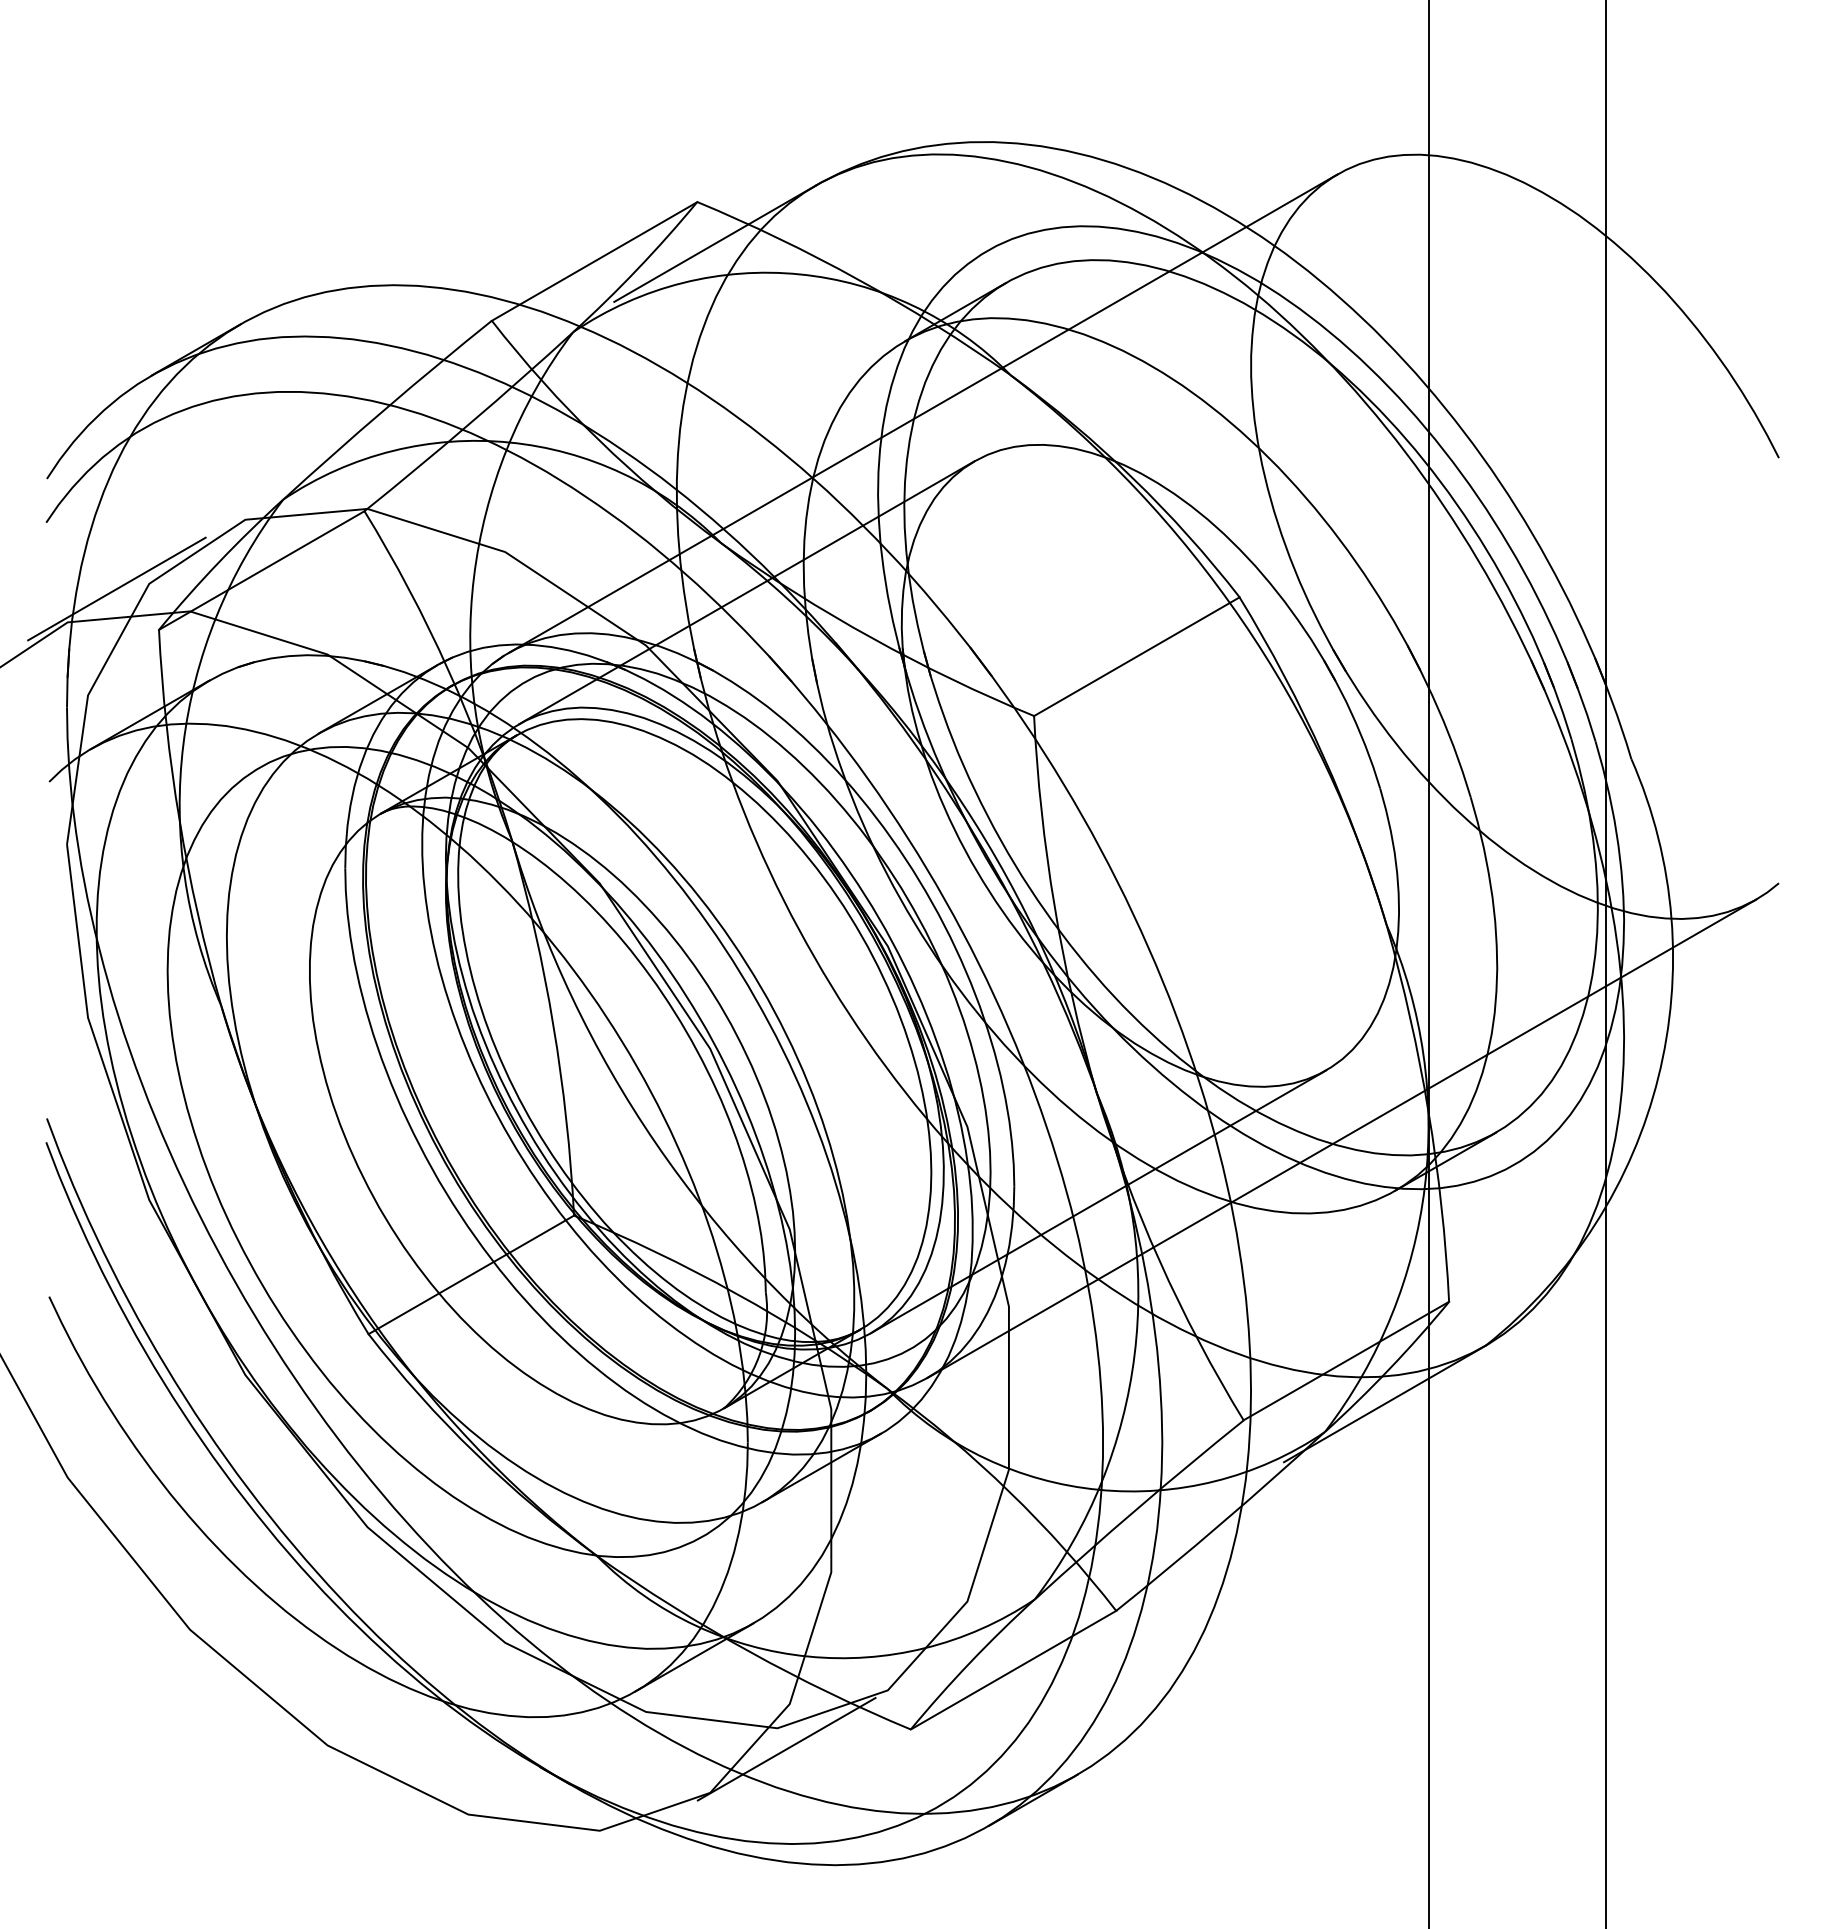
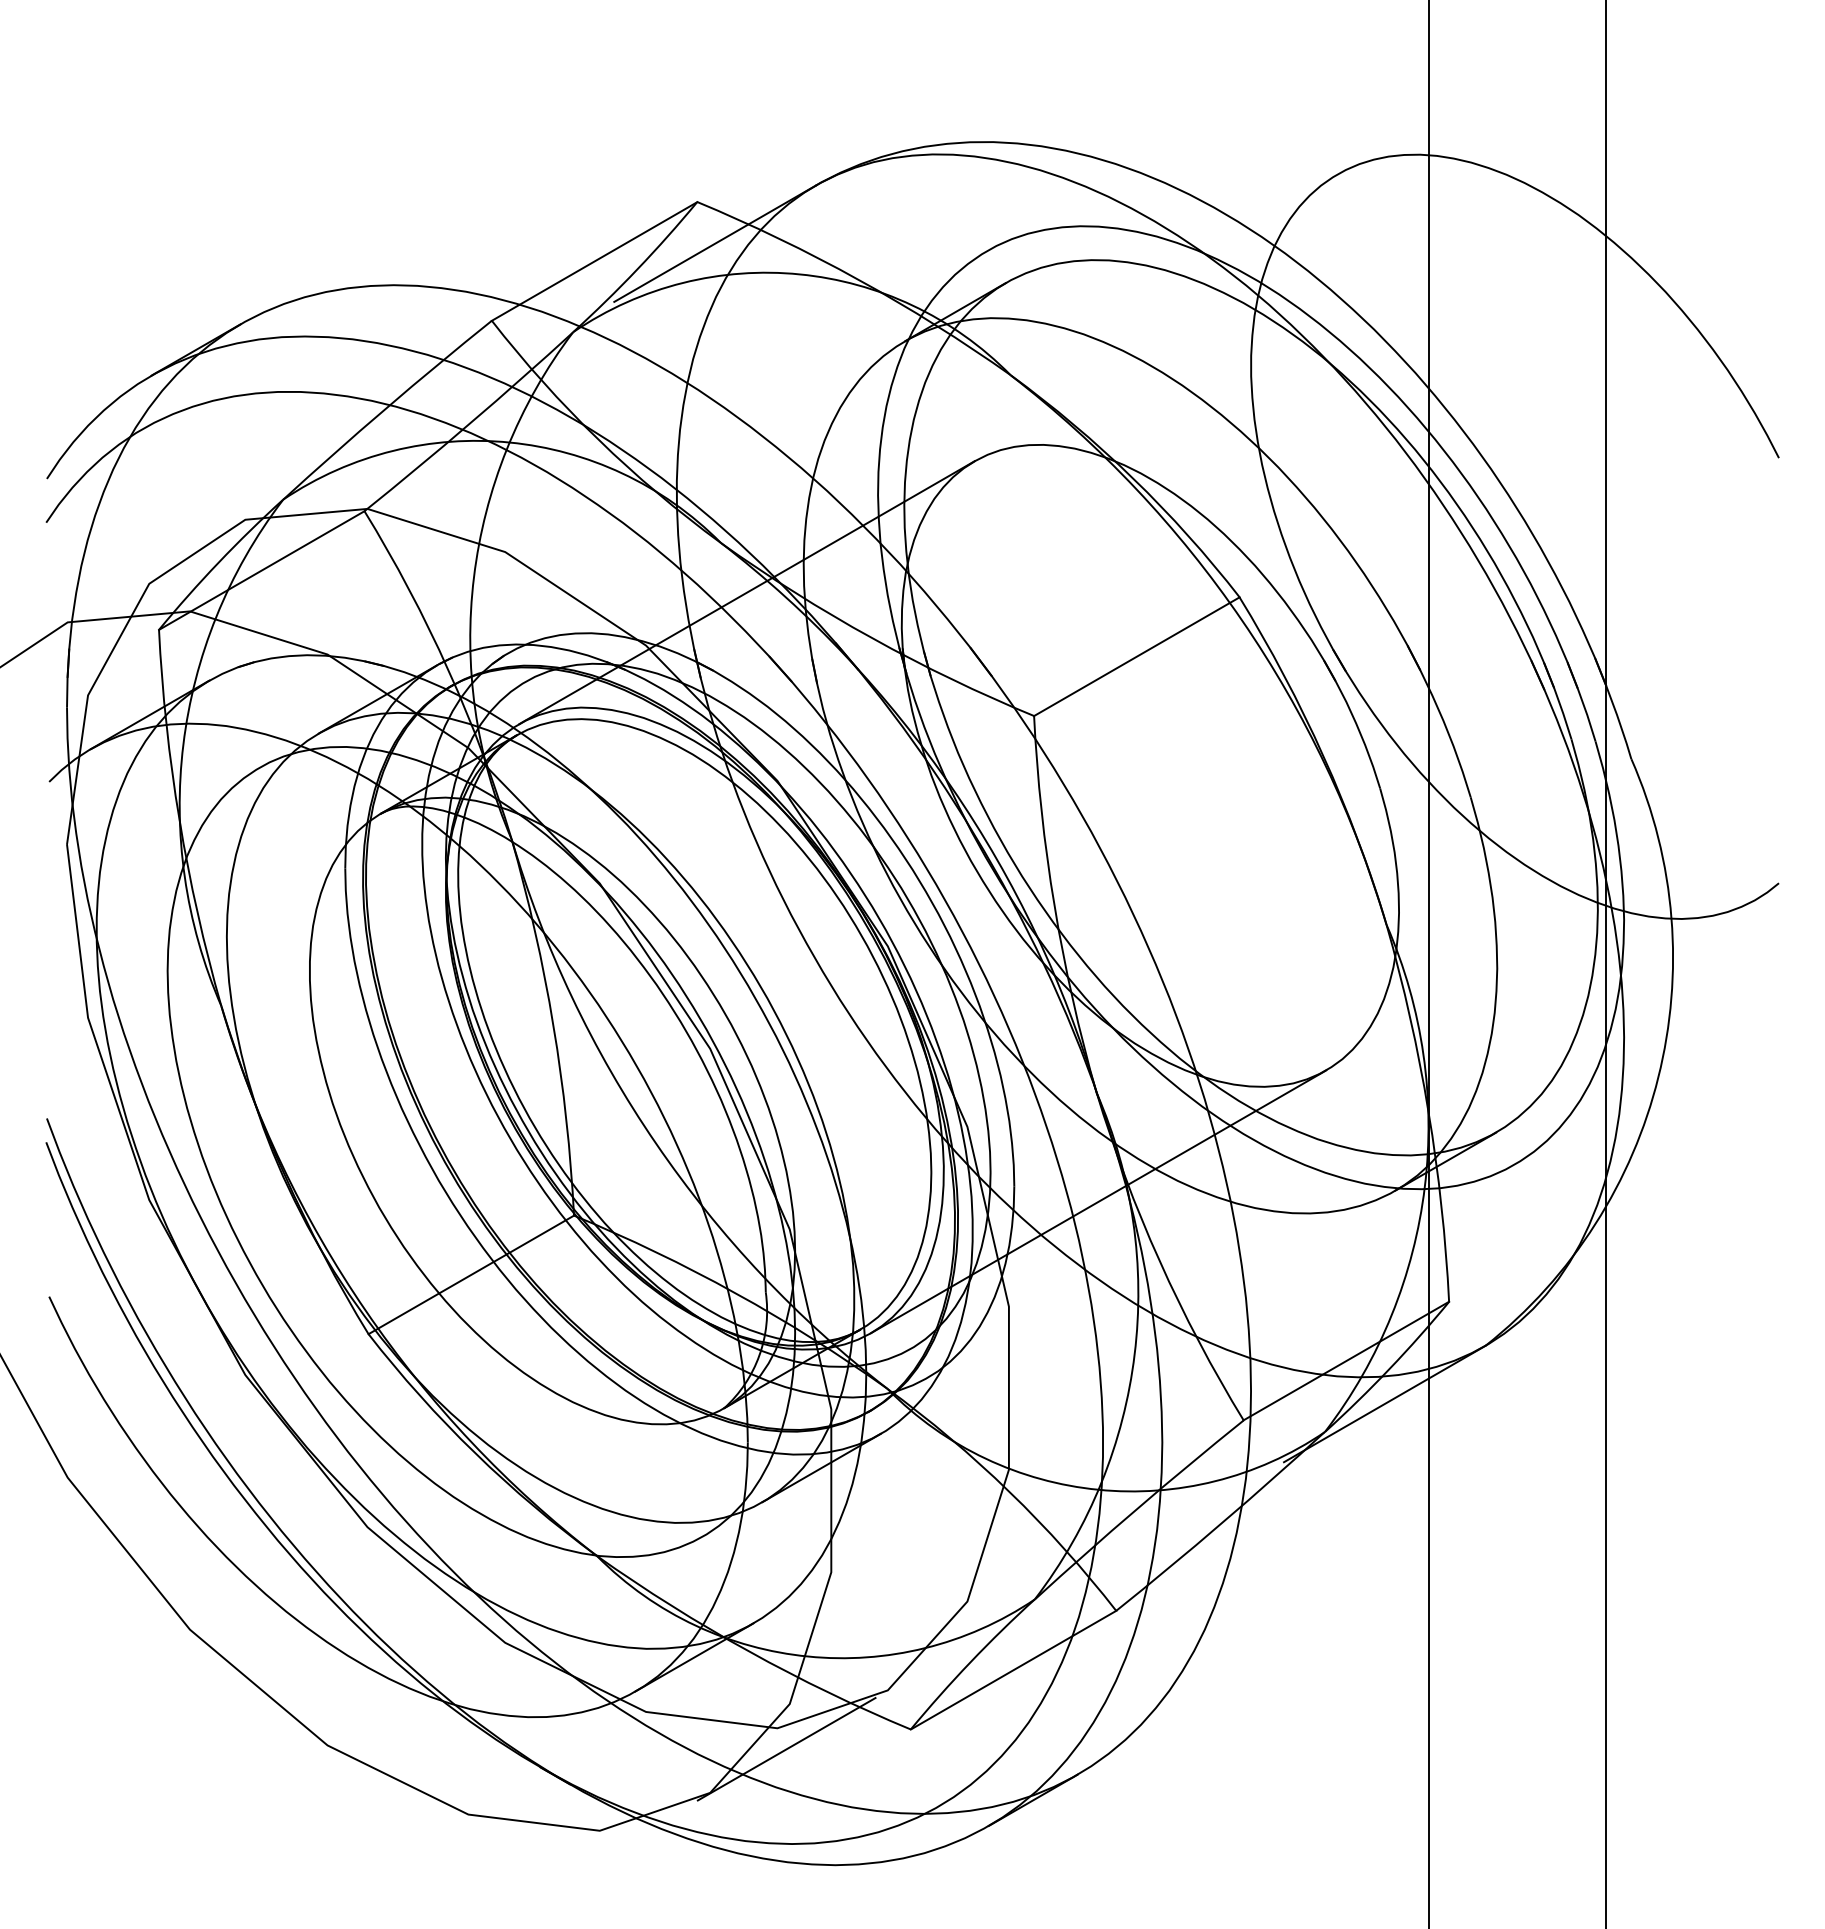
line: present -> none (922, 413)
line: present -> none (116, 588)
line: present -> none (1341, 1138)
